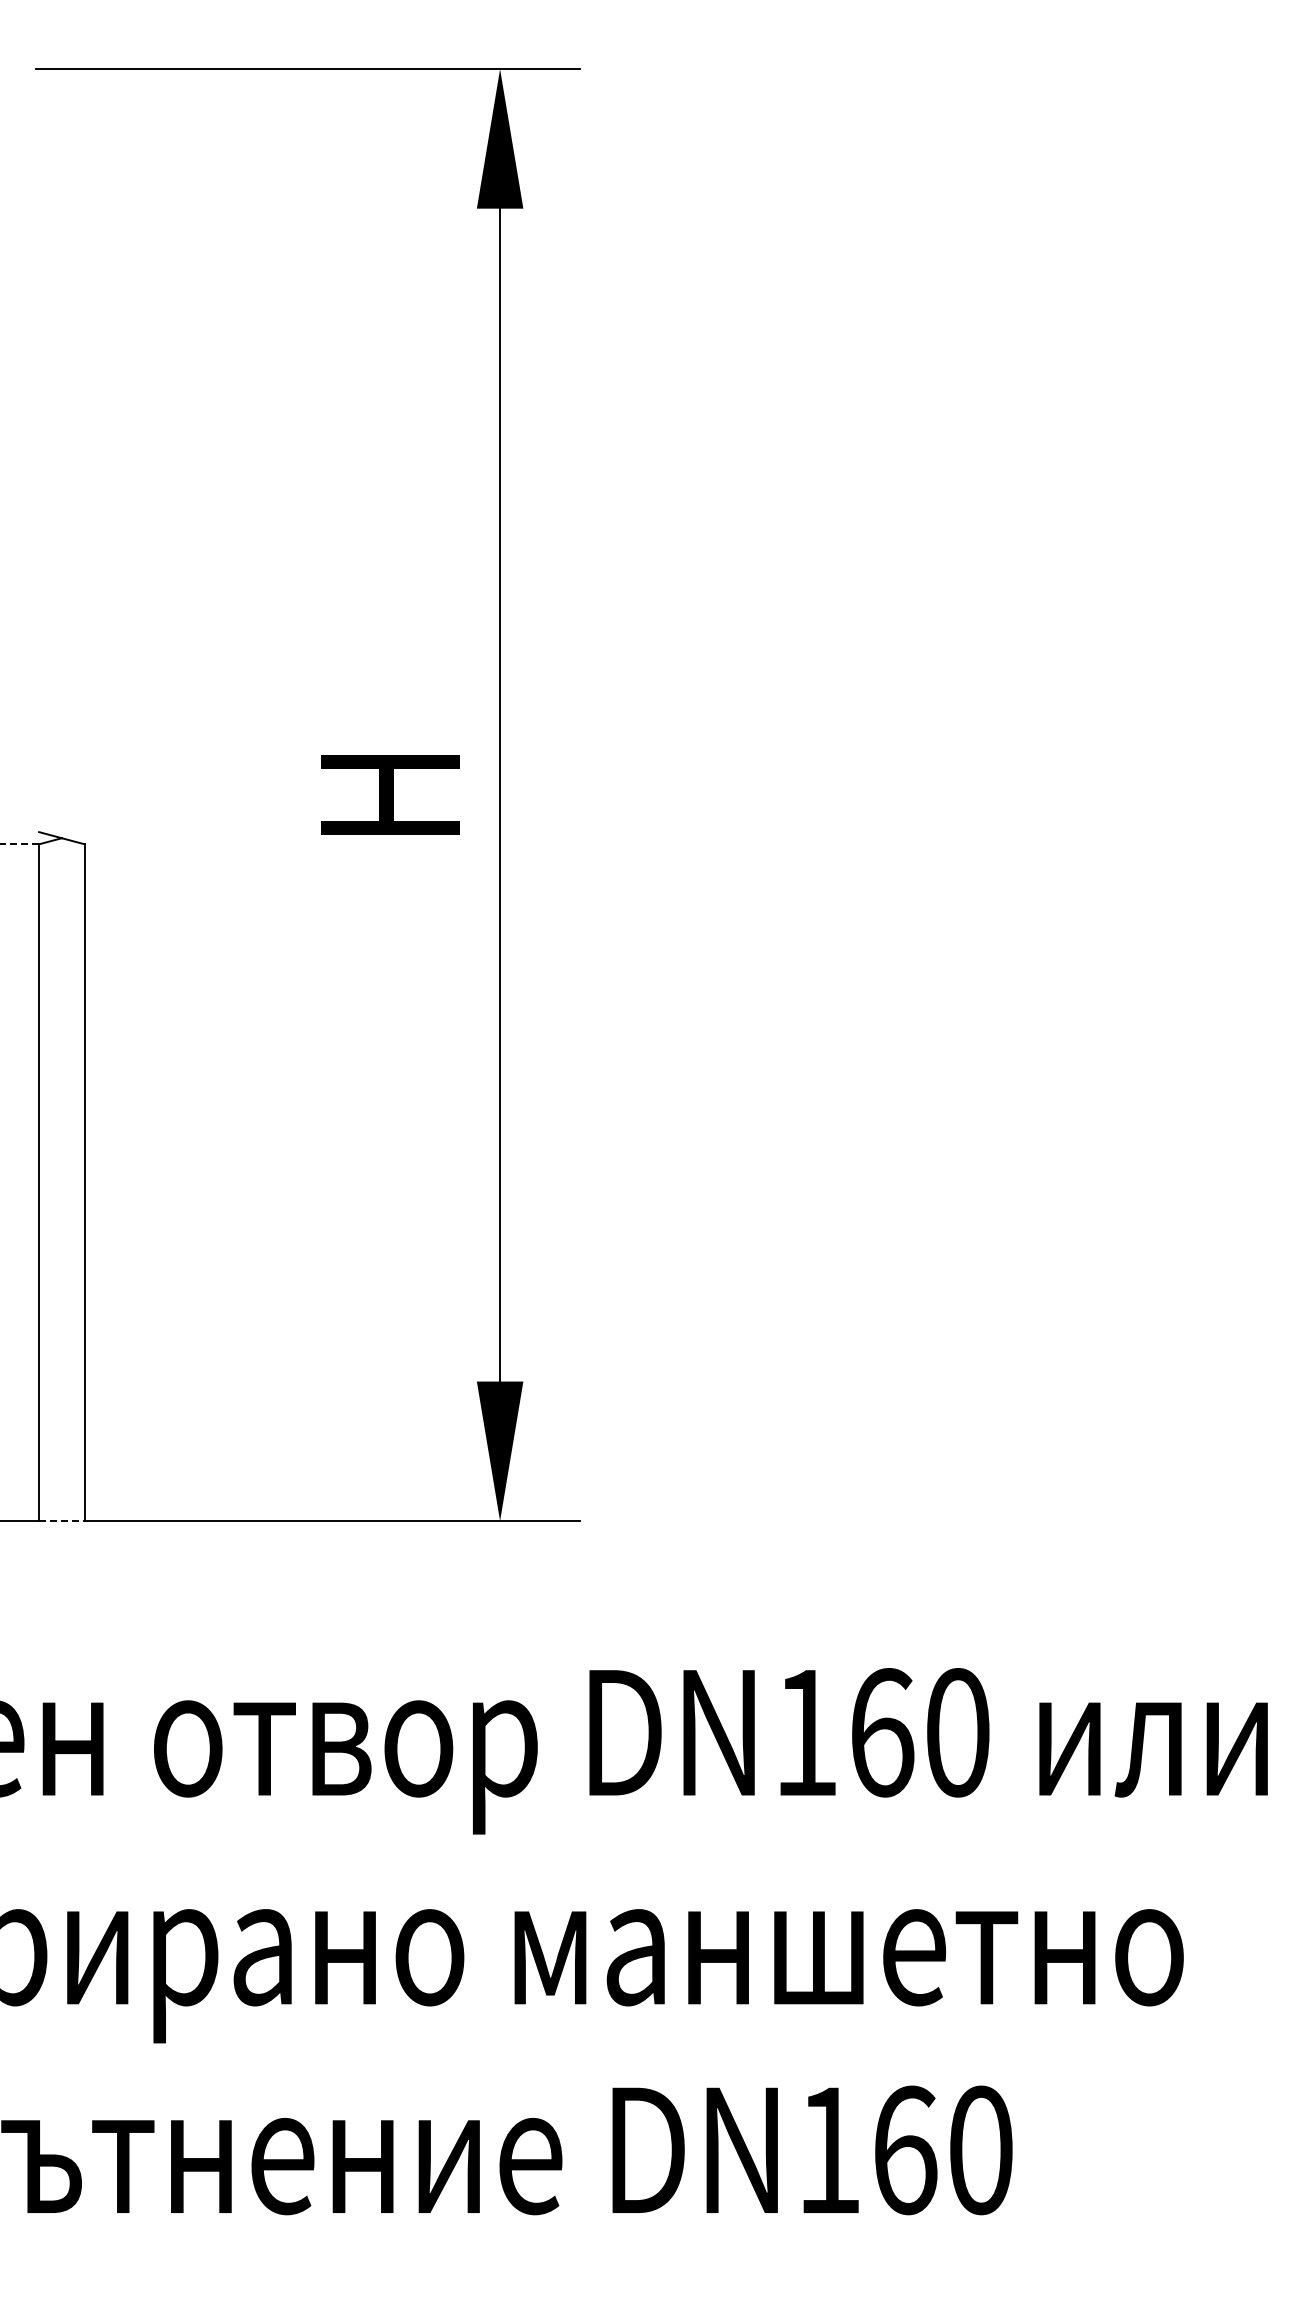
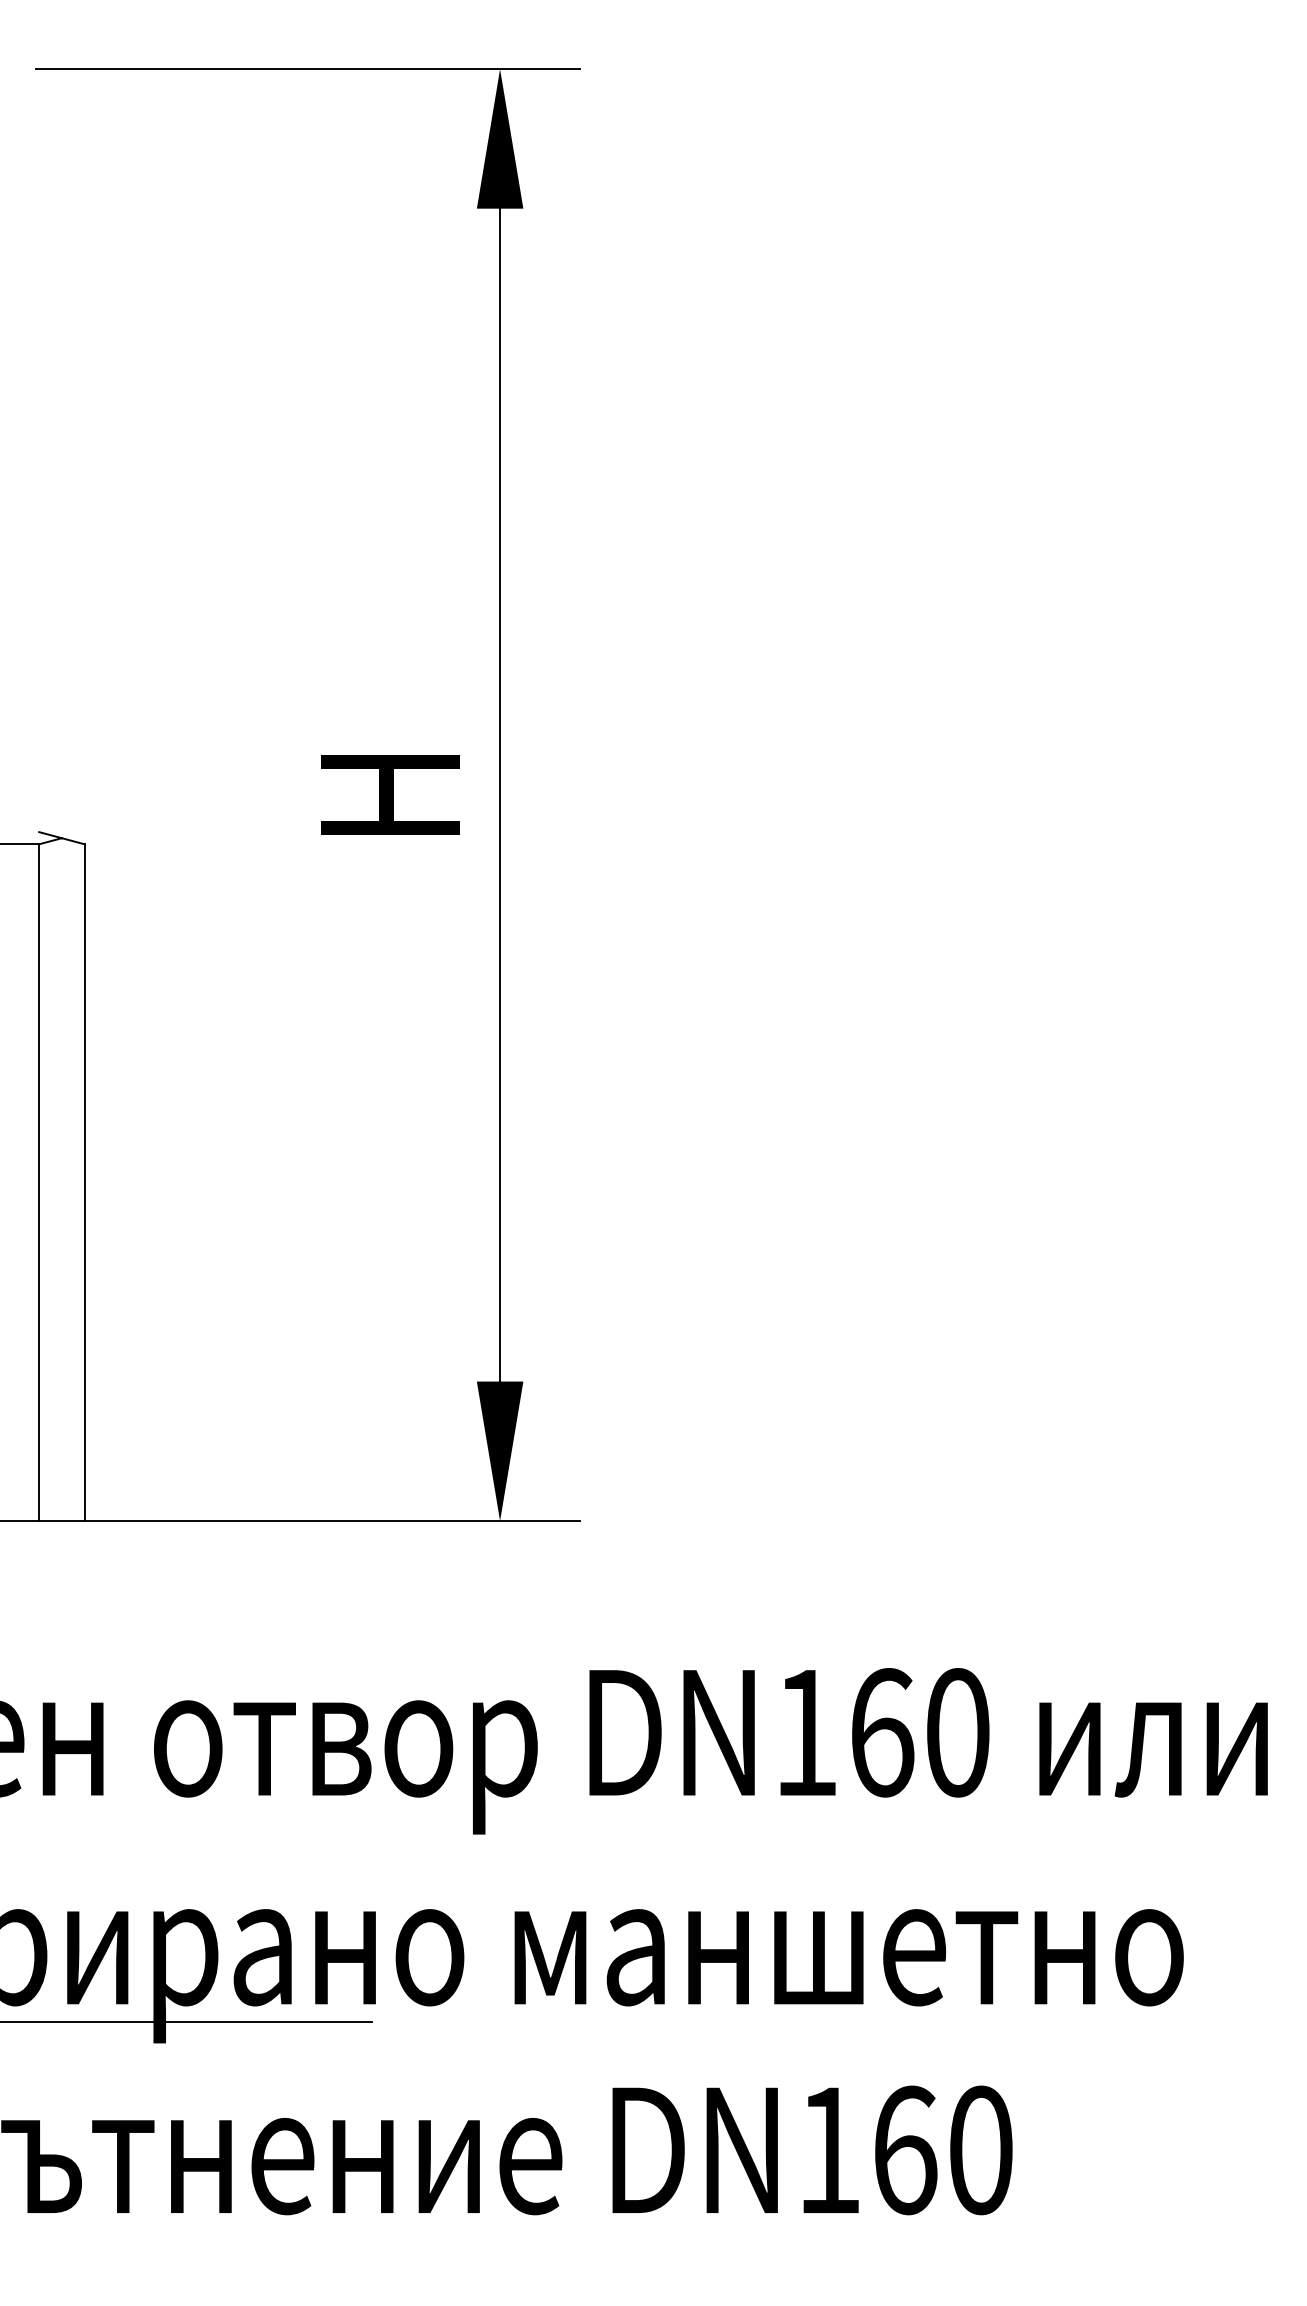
line: dashed -> solid (20, 844)
line: dashed -> solid (61, 1521)
line: none -> present (187, 2021)
